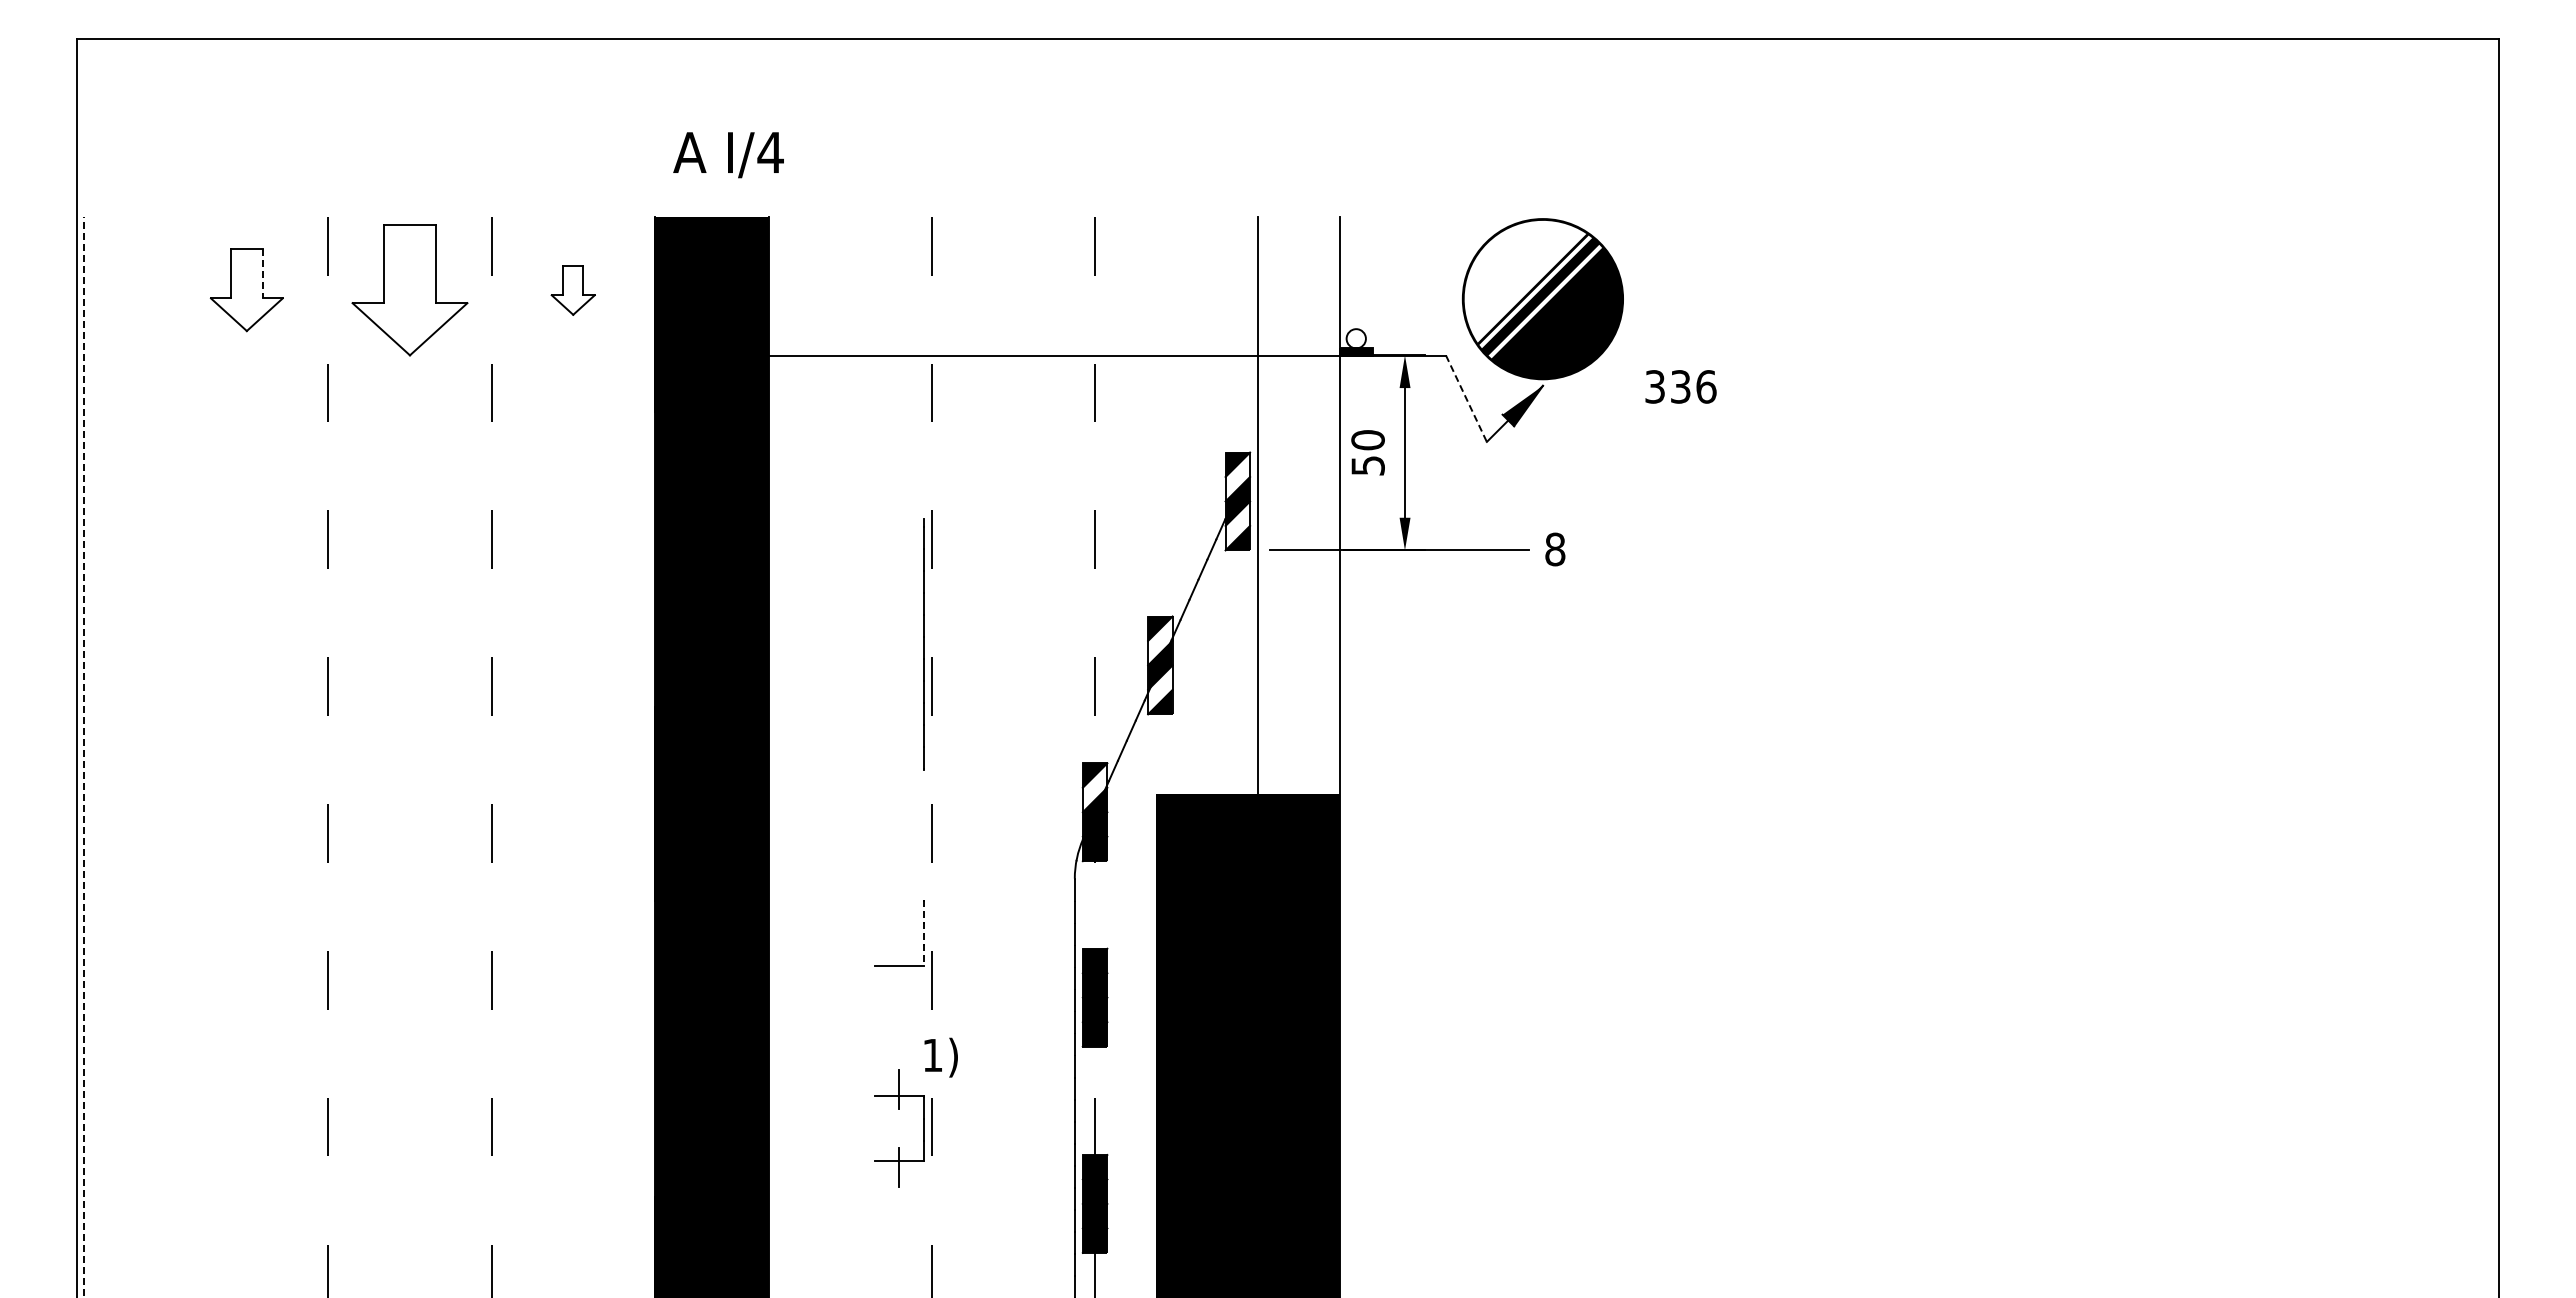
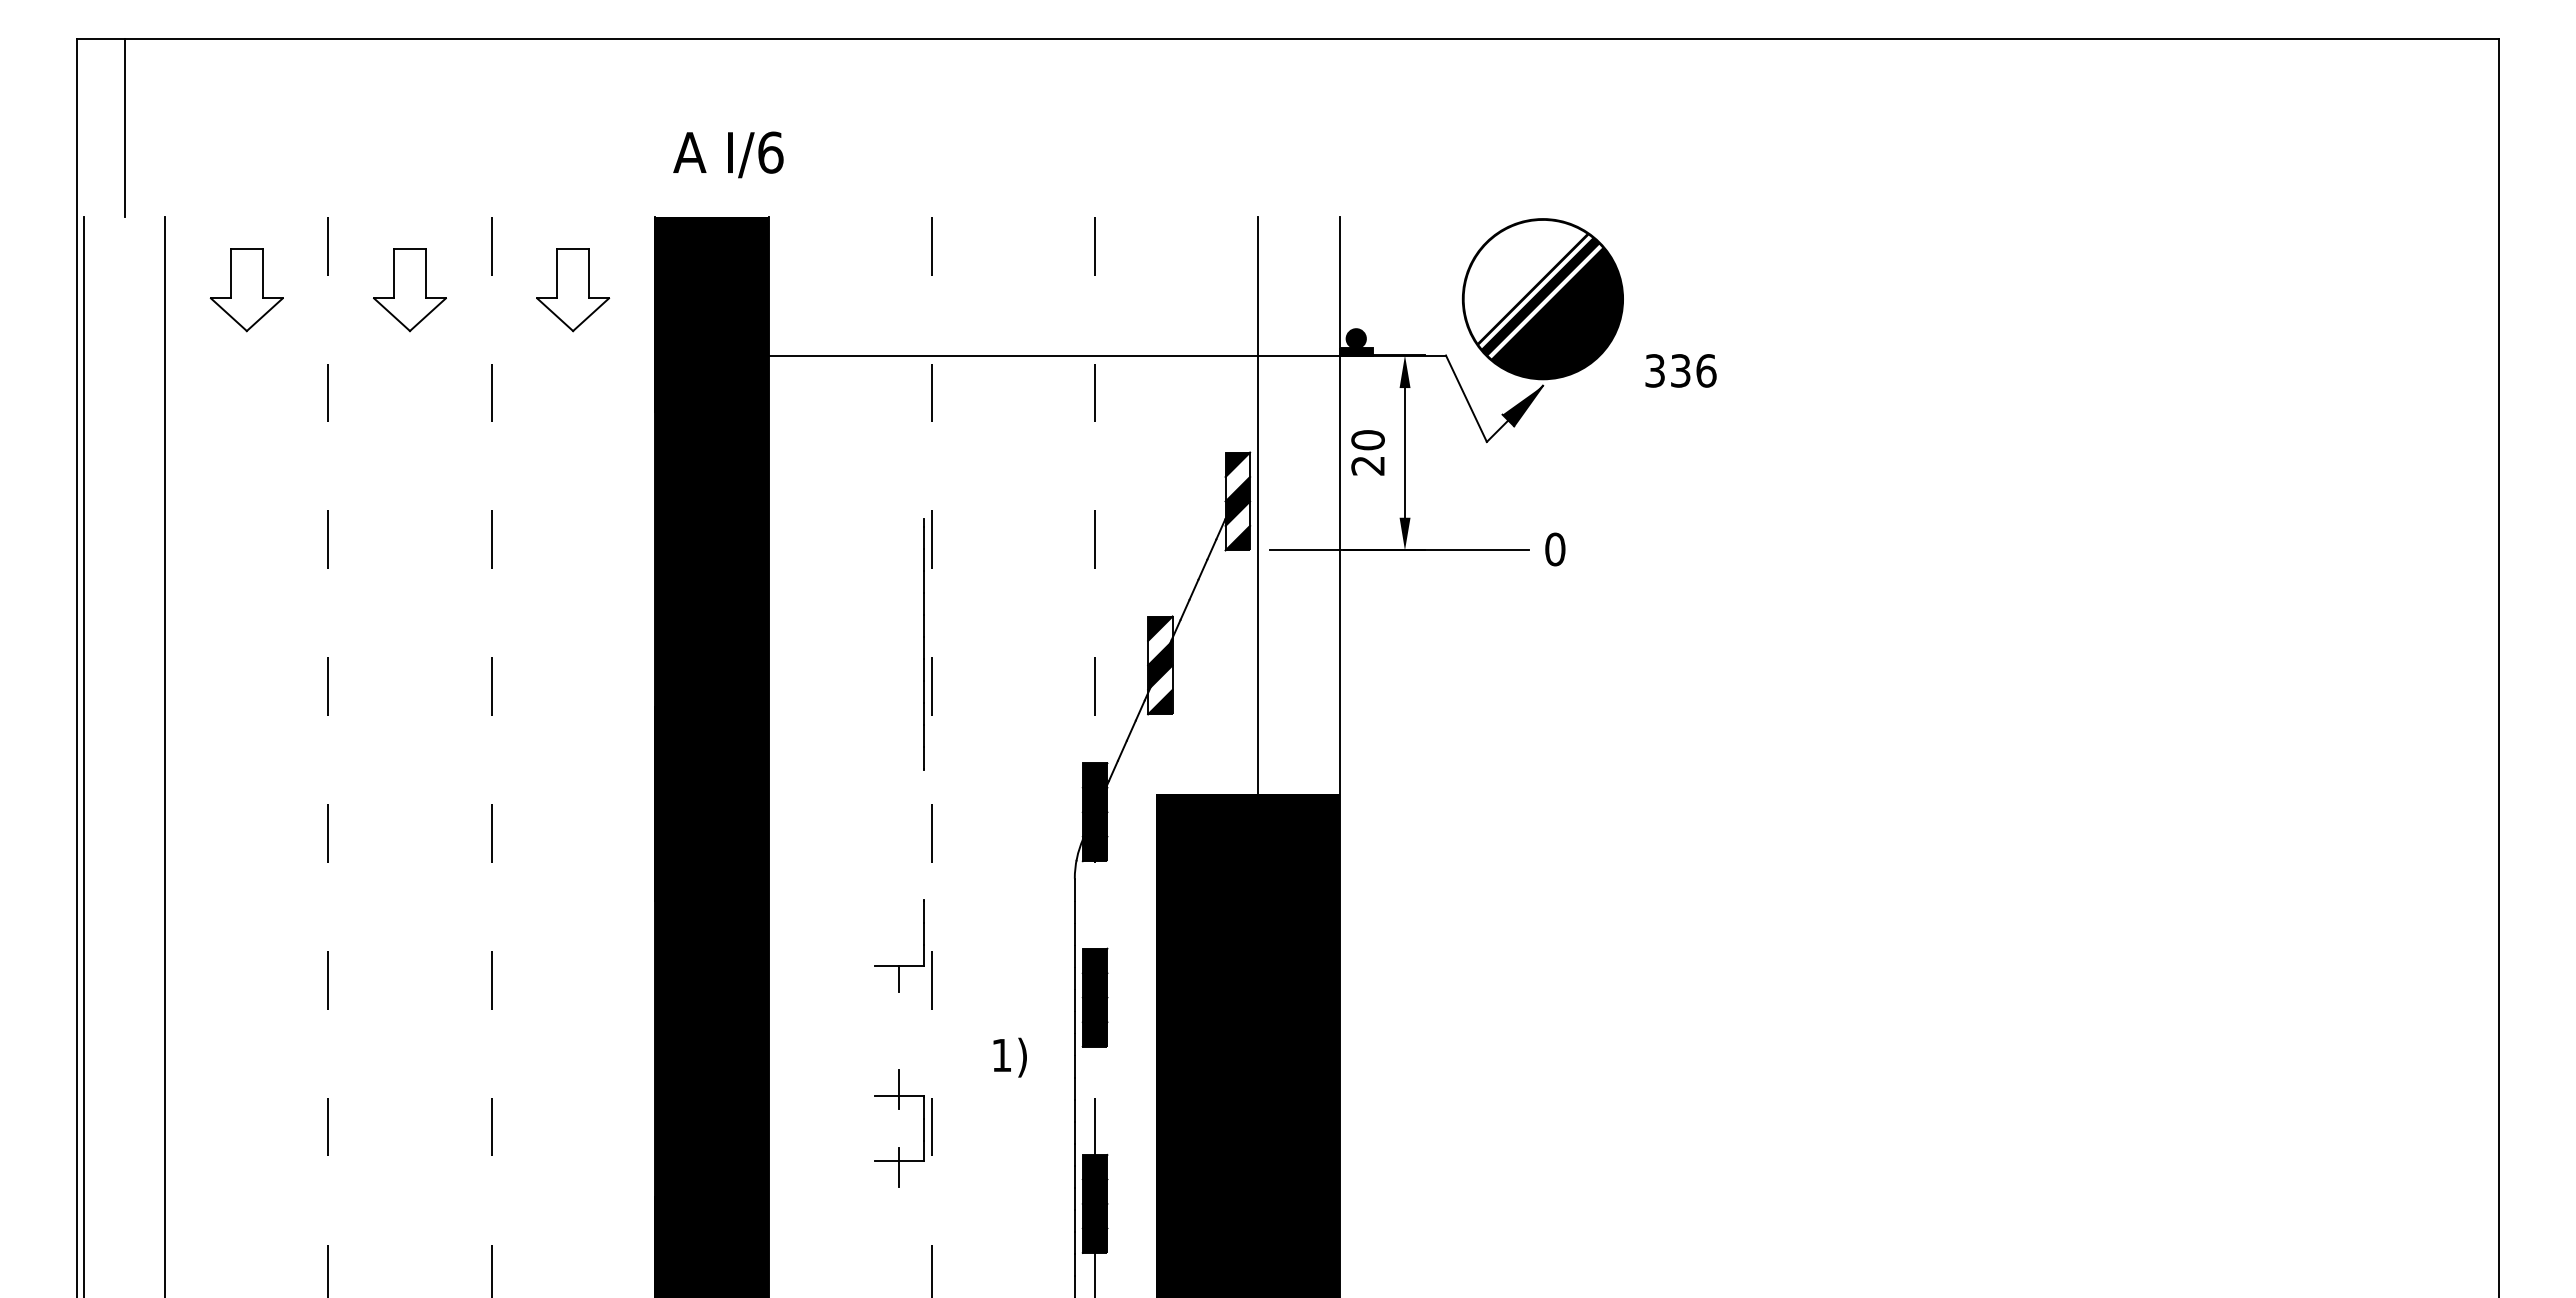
line: none -> present (124, 127)
text: I/4 -> I/6 (770, 152)
line: dashed -> solid (263, 274)
part size: 118x133 px -> 74x85 px (409, 290)
part size: 46x51 px -> 75x85 px (573, 290)
fill: none -> present (1355, 338)
text position: (1680, 386) -> (1680, 370) (1680, 370)
line: dashed -> solid (1466, 398)
text: 50 -> 20 (1367, 465)
text: 8 -> 0 (1555, 549)
line: none -> present (165, 755)
line: dashed -> solid (83, 756)
fill: none -> present (1094, 787)
line: dashed -> solid (923, 932)
line: none -> present (899, 978)
text position: (940, 1057) -> (1009, 1057) (1009, 1057)
